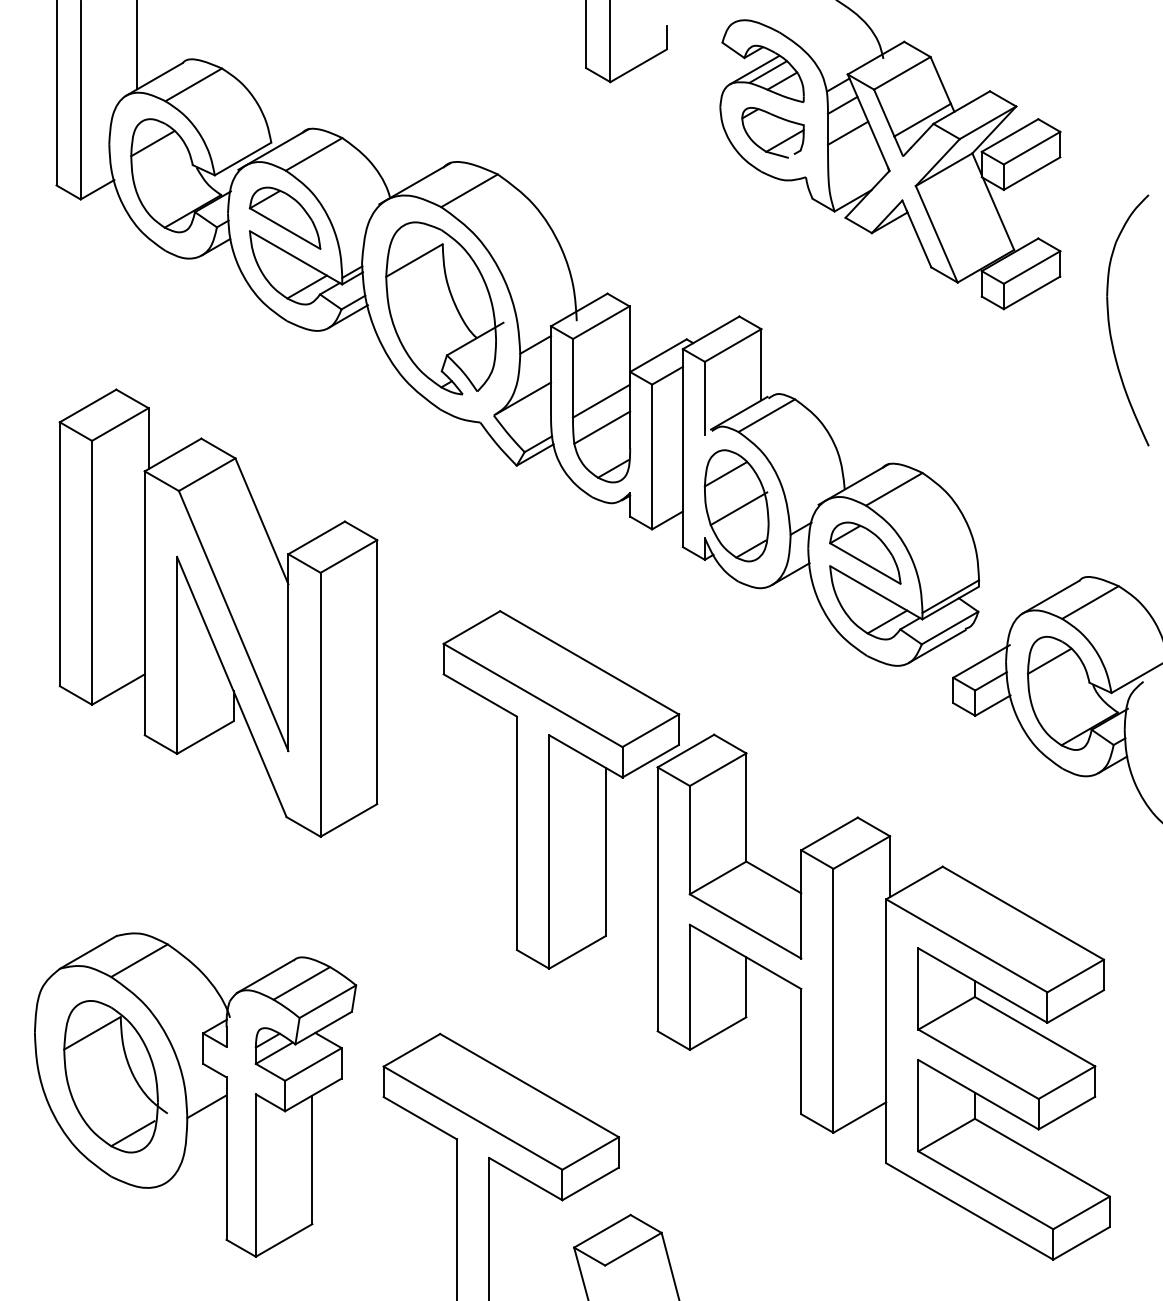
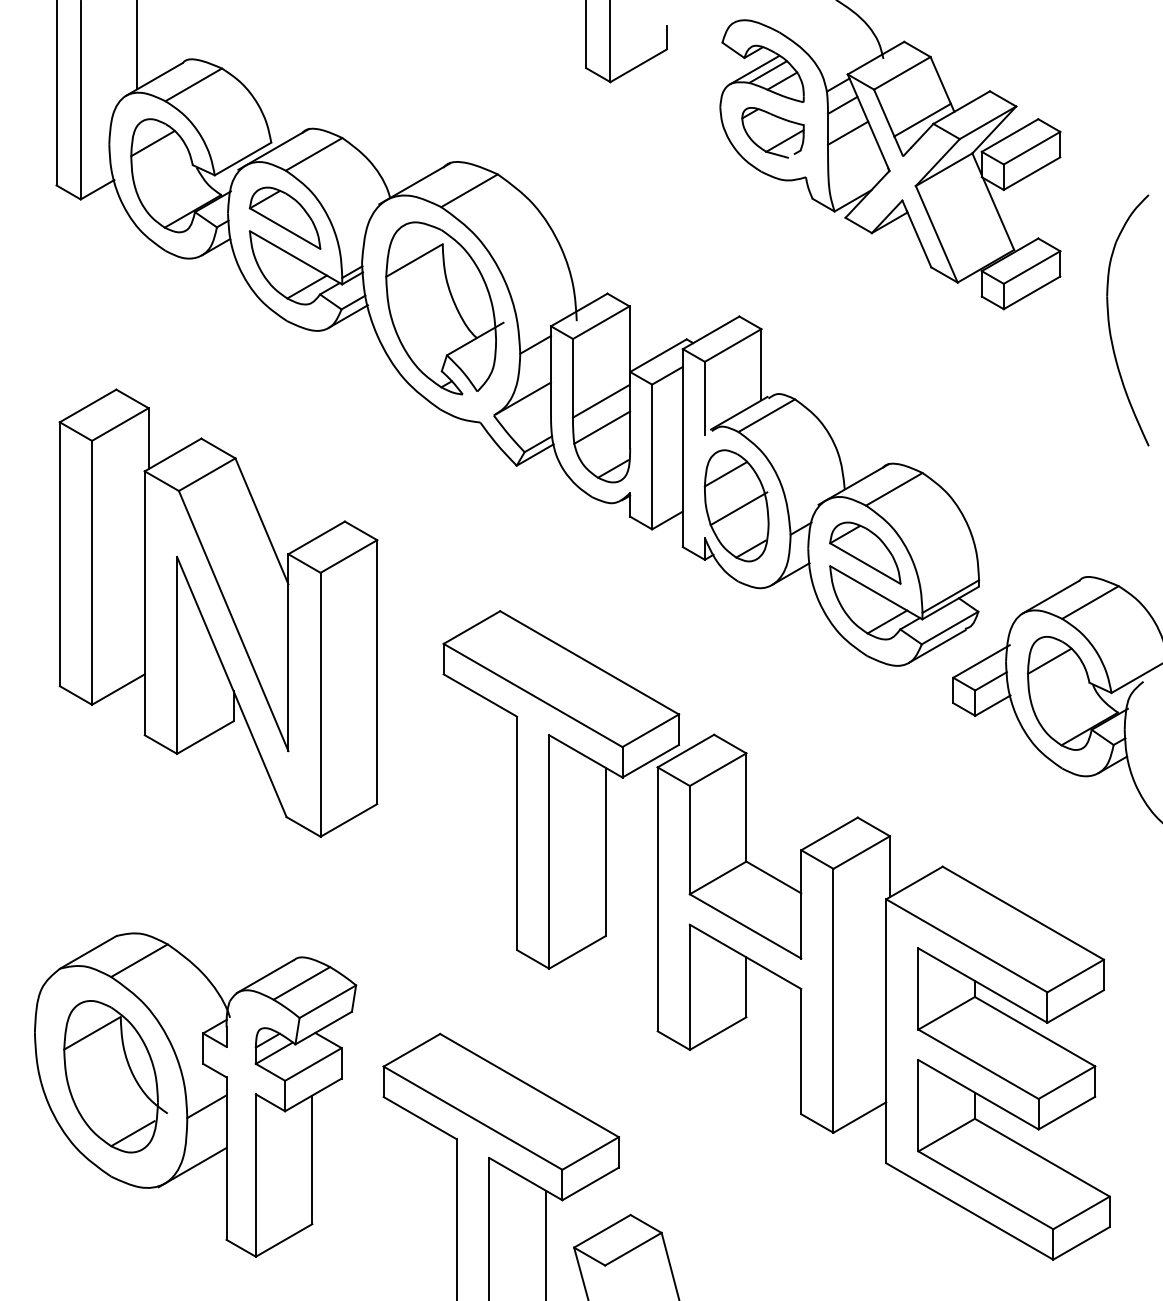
line: none -> present (192, 1167)
line: none -> present (545, 1243)
